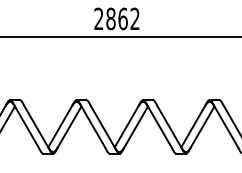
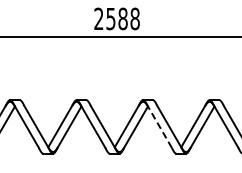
text: 2862 -> 2588 (122, 18)
line: solid -> dashed (159, 126)
